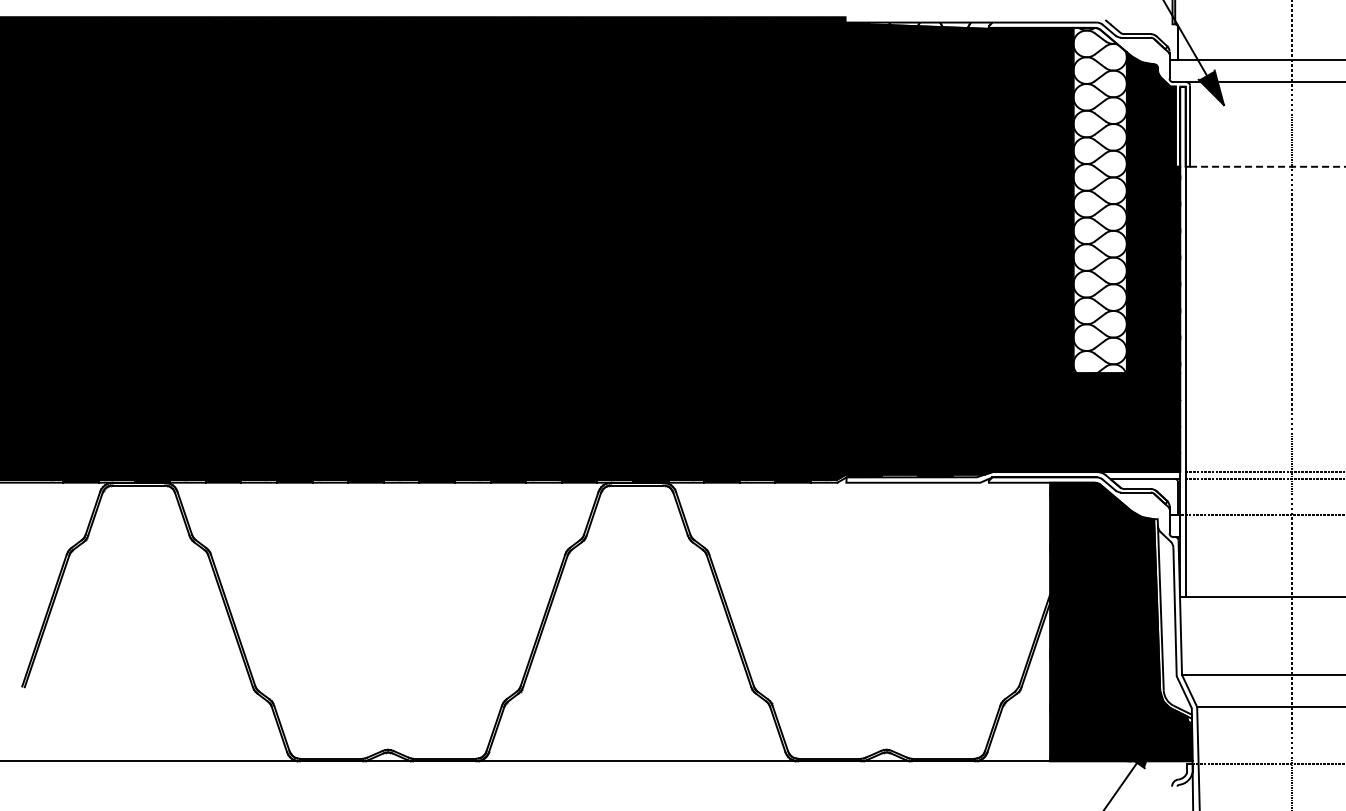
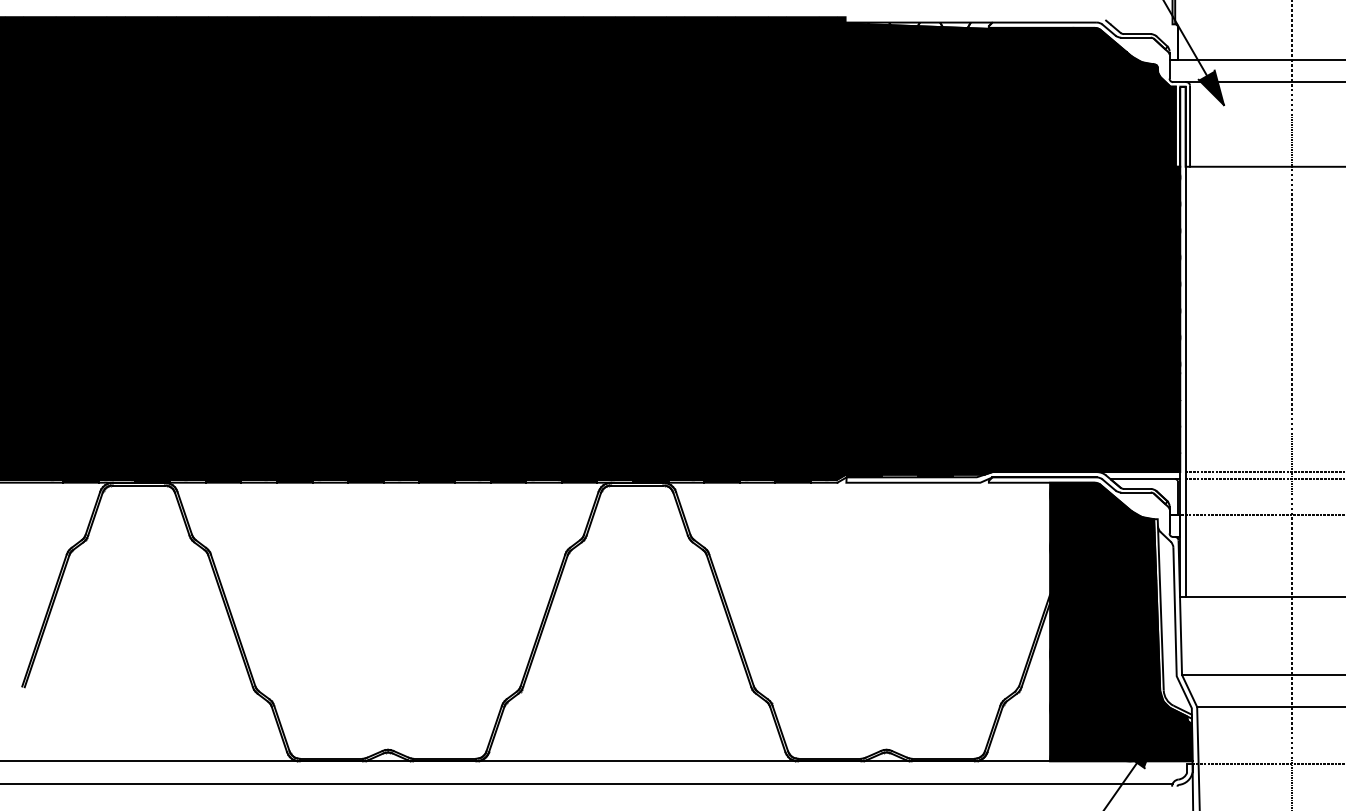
line: dashed -> solid (1268, 166)
fill: none -> present (1099, 200)
line: none -> present (587, 783)
